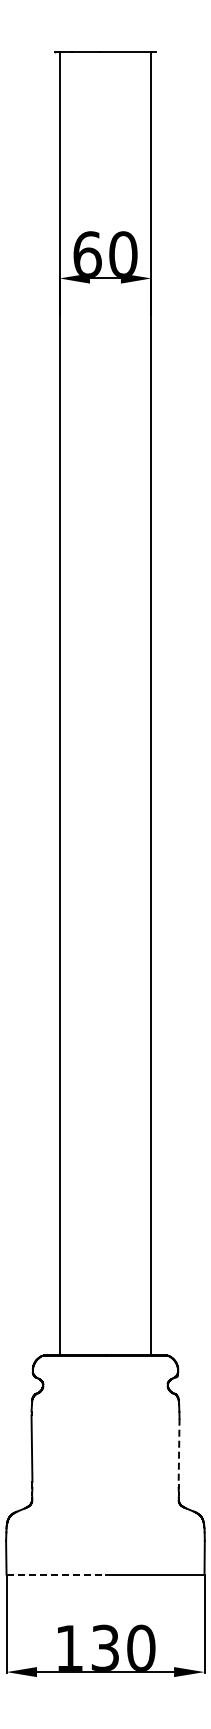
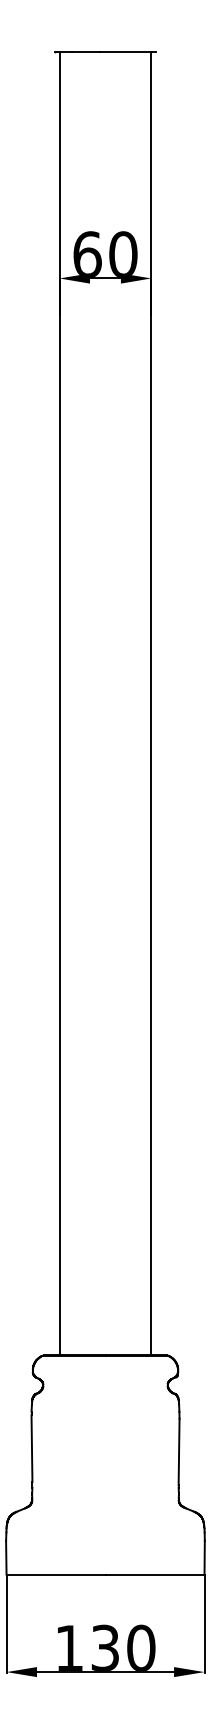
line: dashed -> solid (179, 1452)
line: dashed -> solid (56, 1574)
